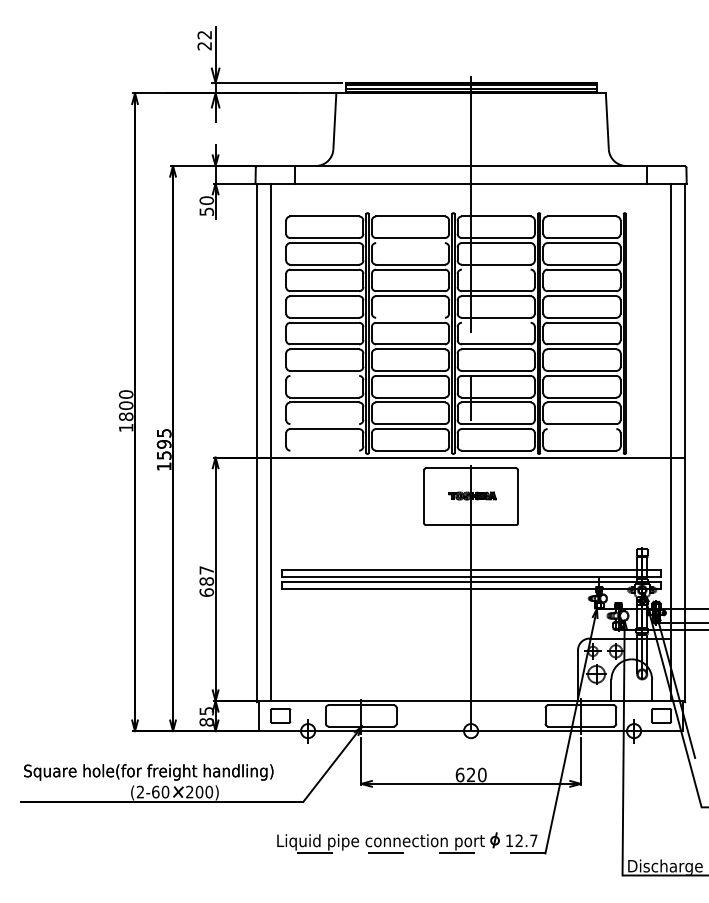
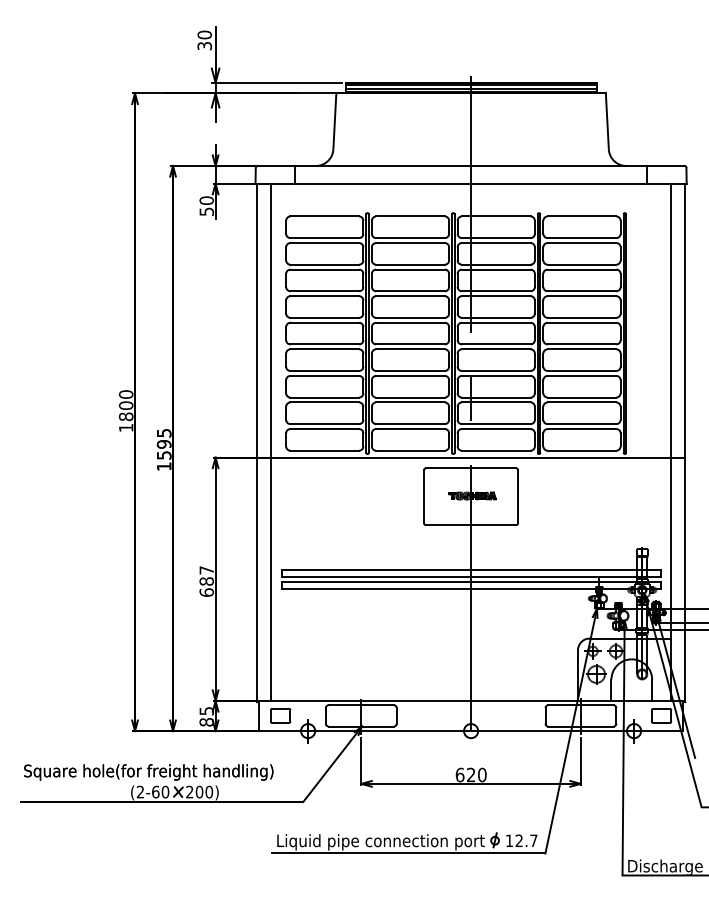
text: 22 -> 30 (204, 40)
line: none -> present (410, 243)
line: none -> present (495, 269)
line: none -> present (410, 317)
line: none -> present (495, 322)
line: none -> present (324, 375)
line: none -> present (324, 424)
line: none -> present (581, 429)
line: none -> present (324, 450)
line: dashed -> solid (408, 853)
